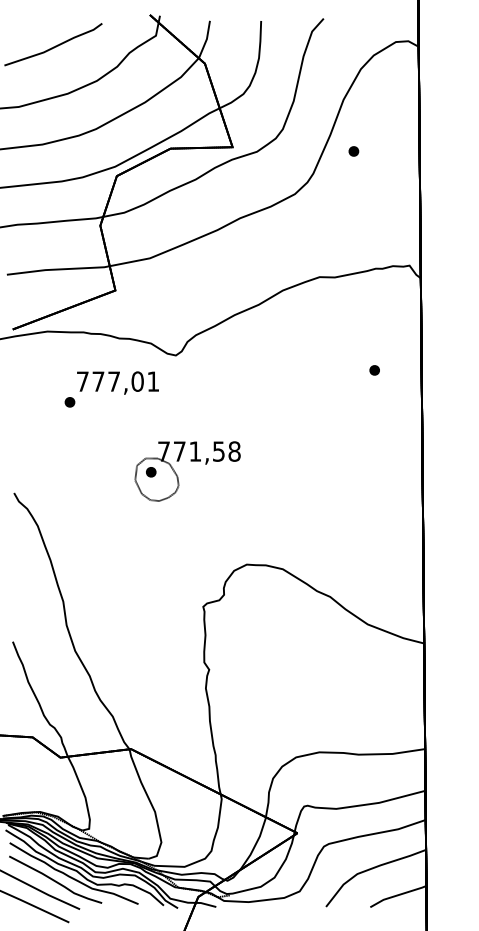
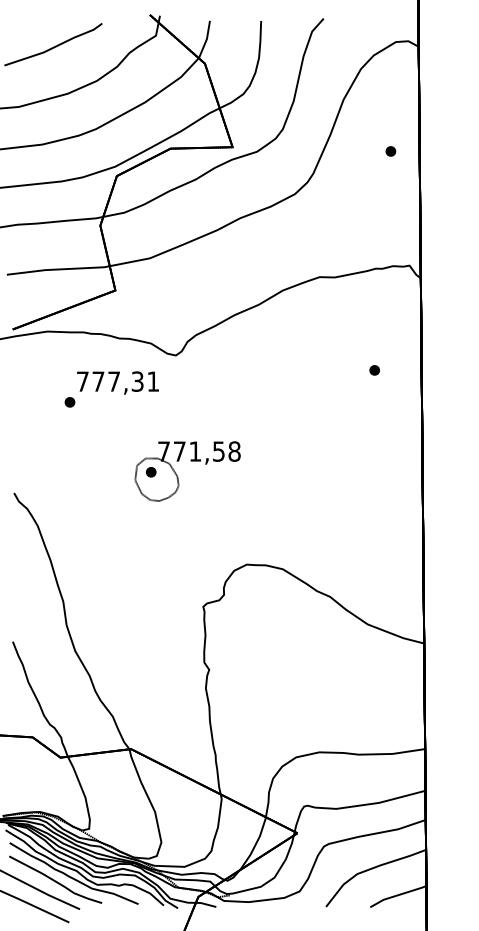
part position: (353, 151) -> (390, 151) (390, 151)
text: 777,01 -> 777,31 (137, 381)
